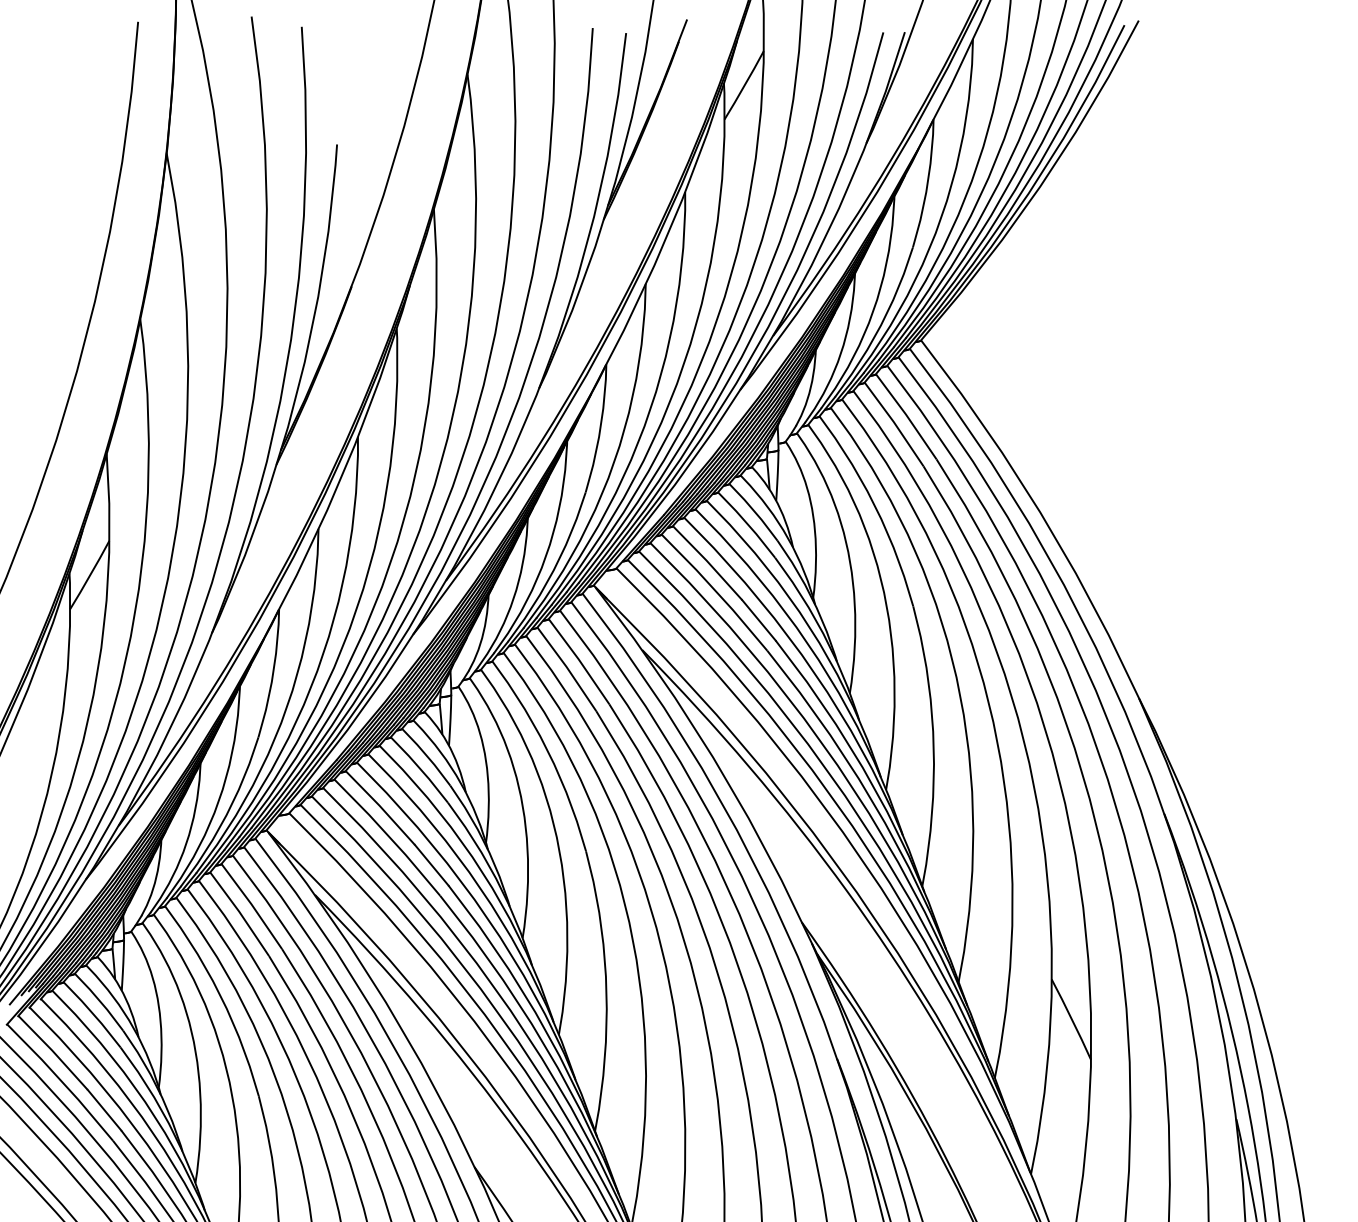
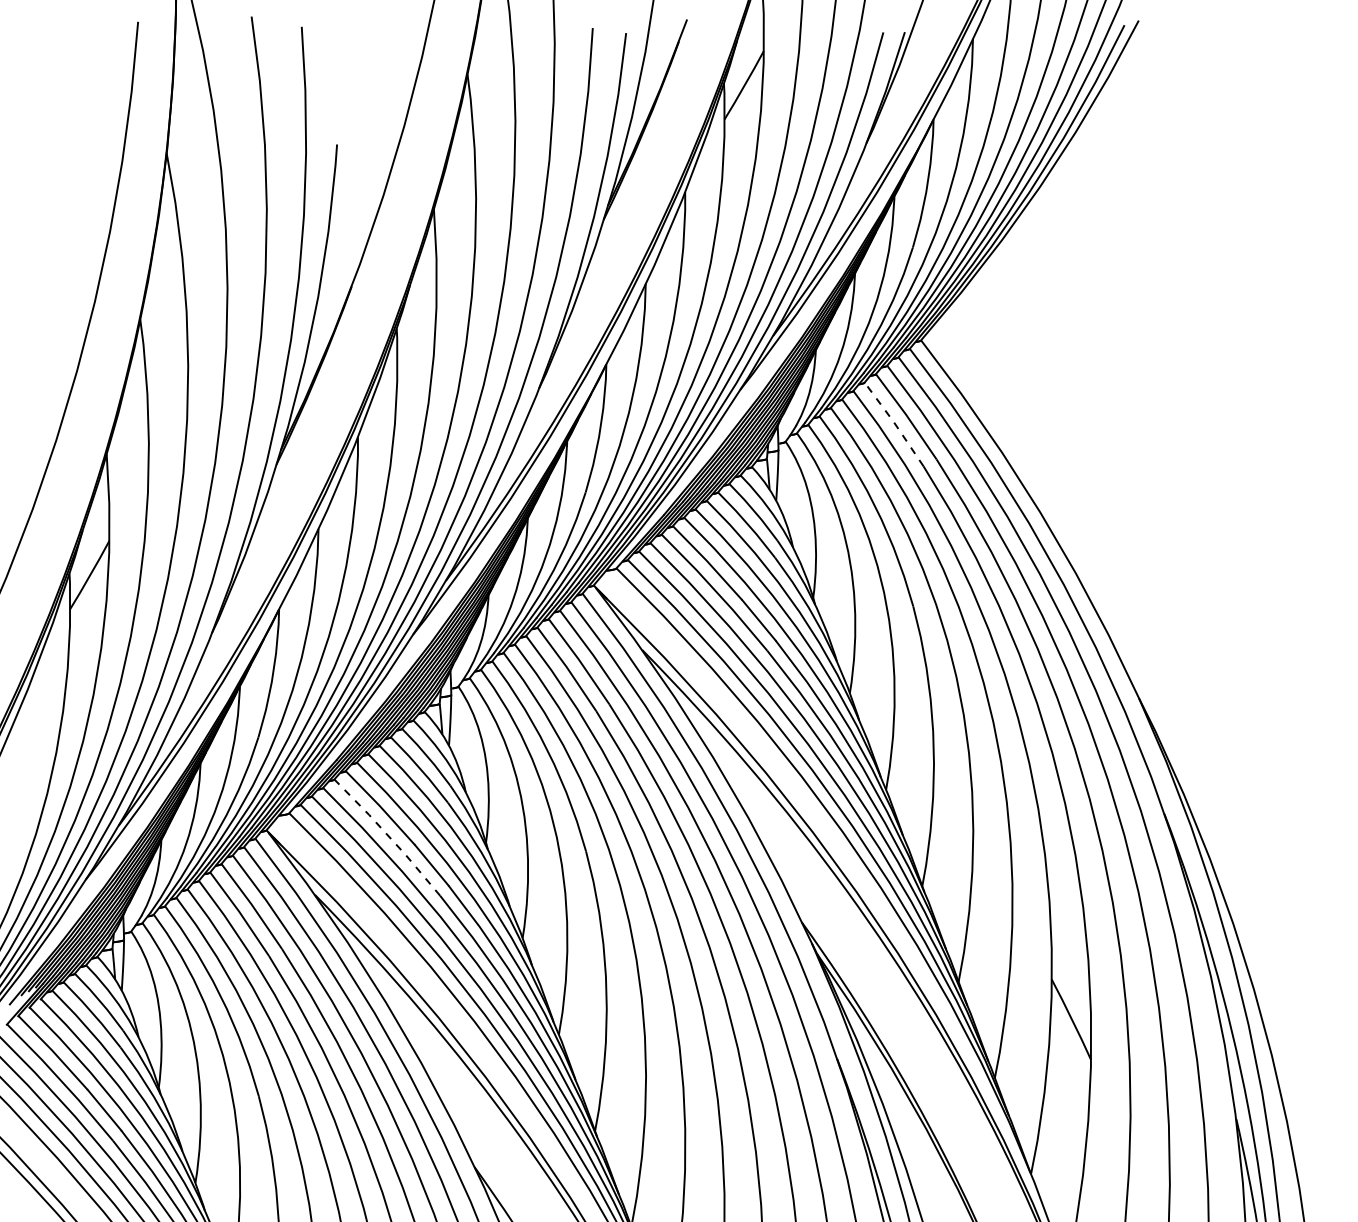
line: solid -> dashed (894, 423)
line: solid -> dashed (388, 836)
